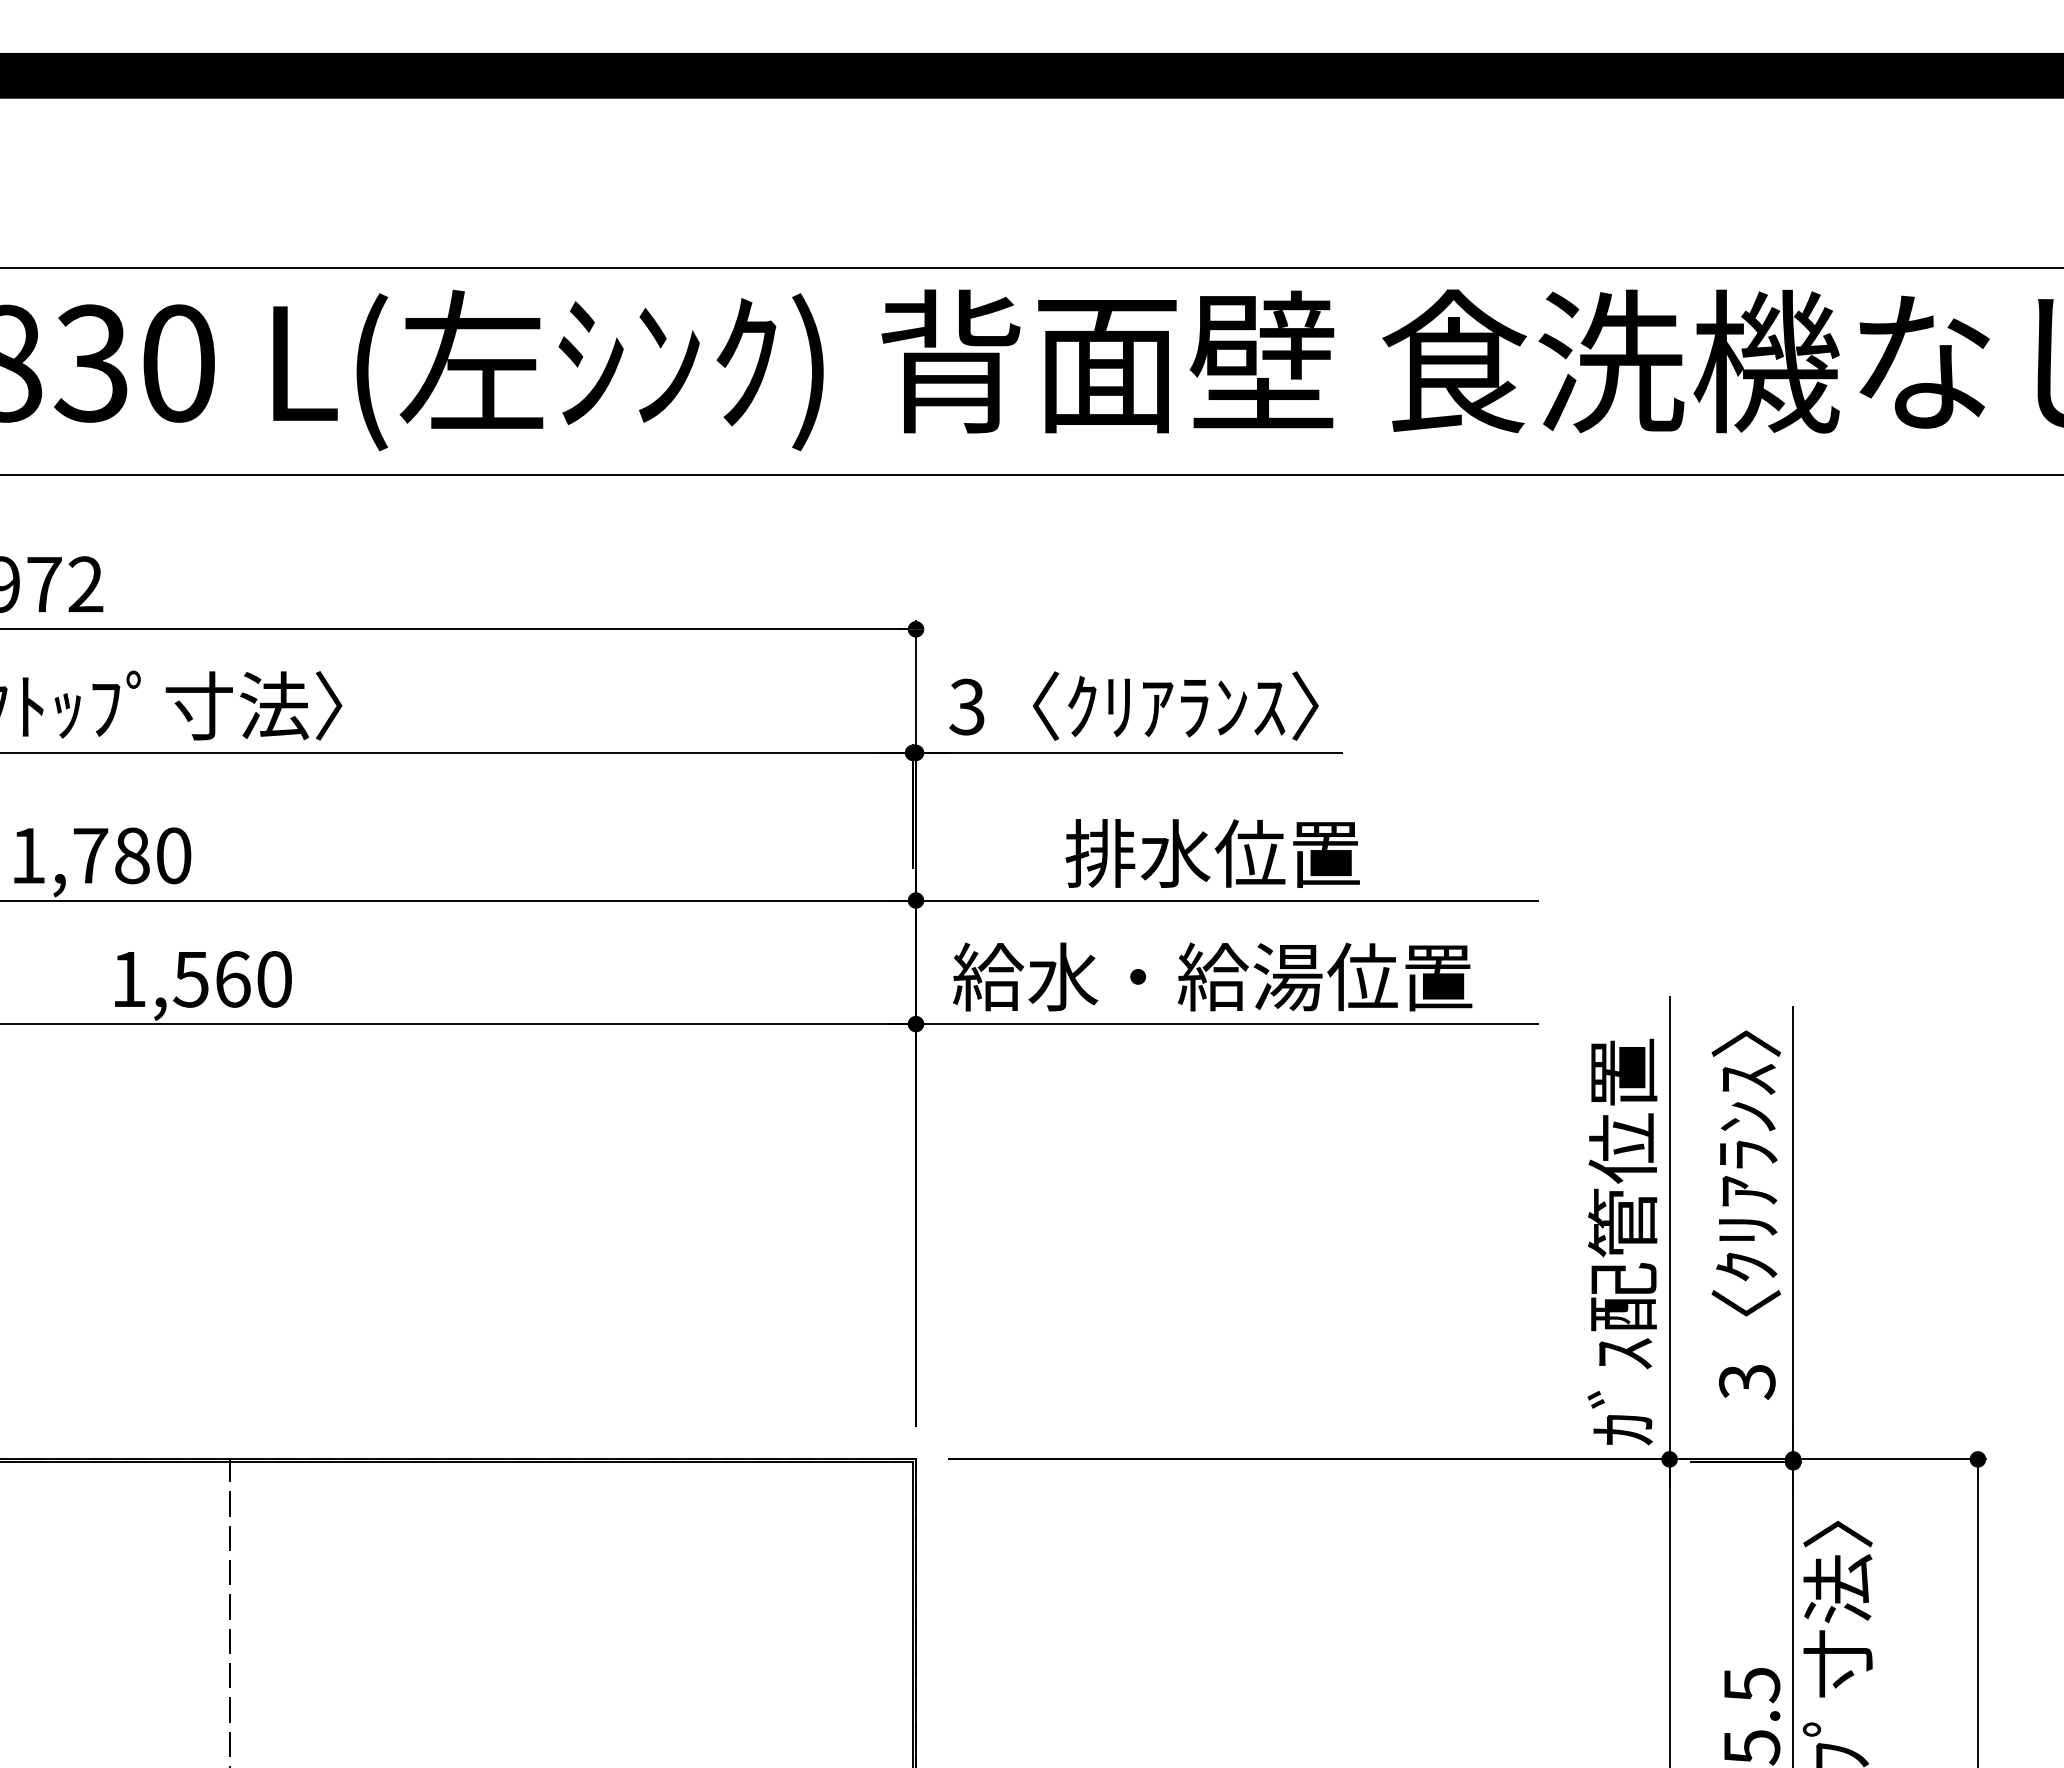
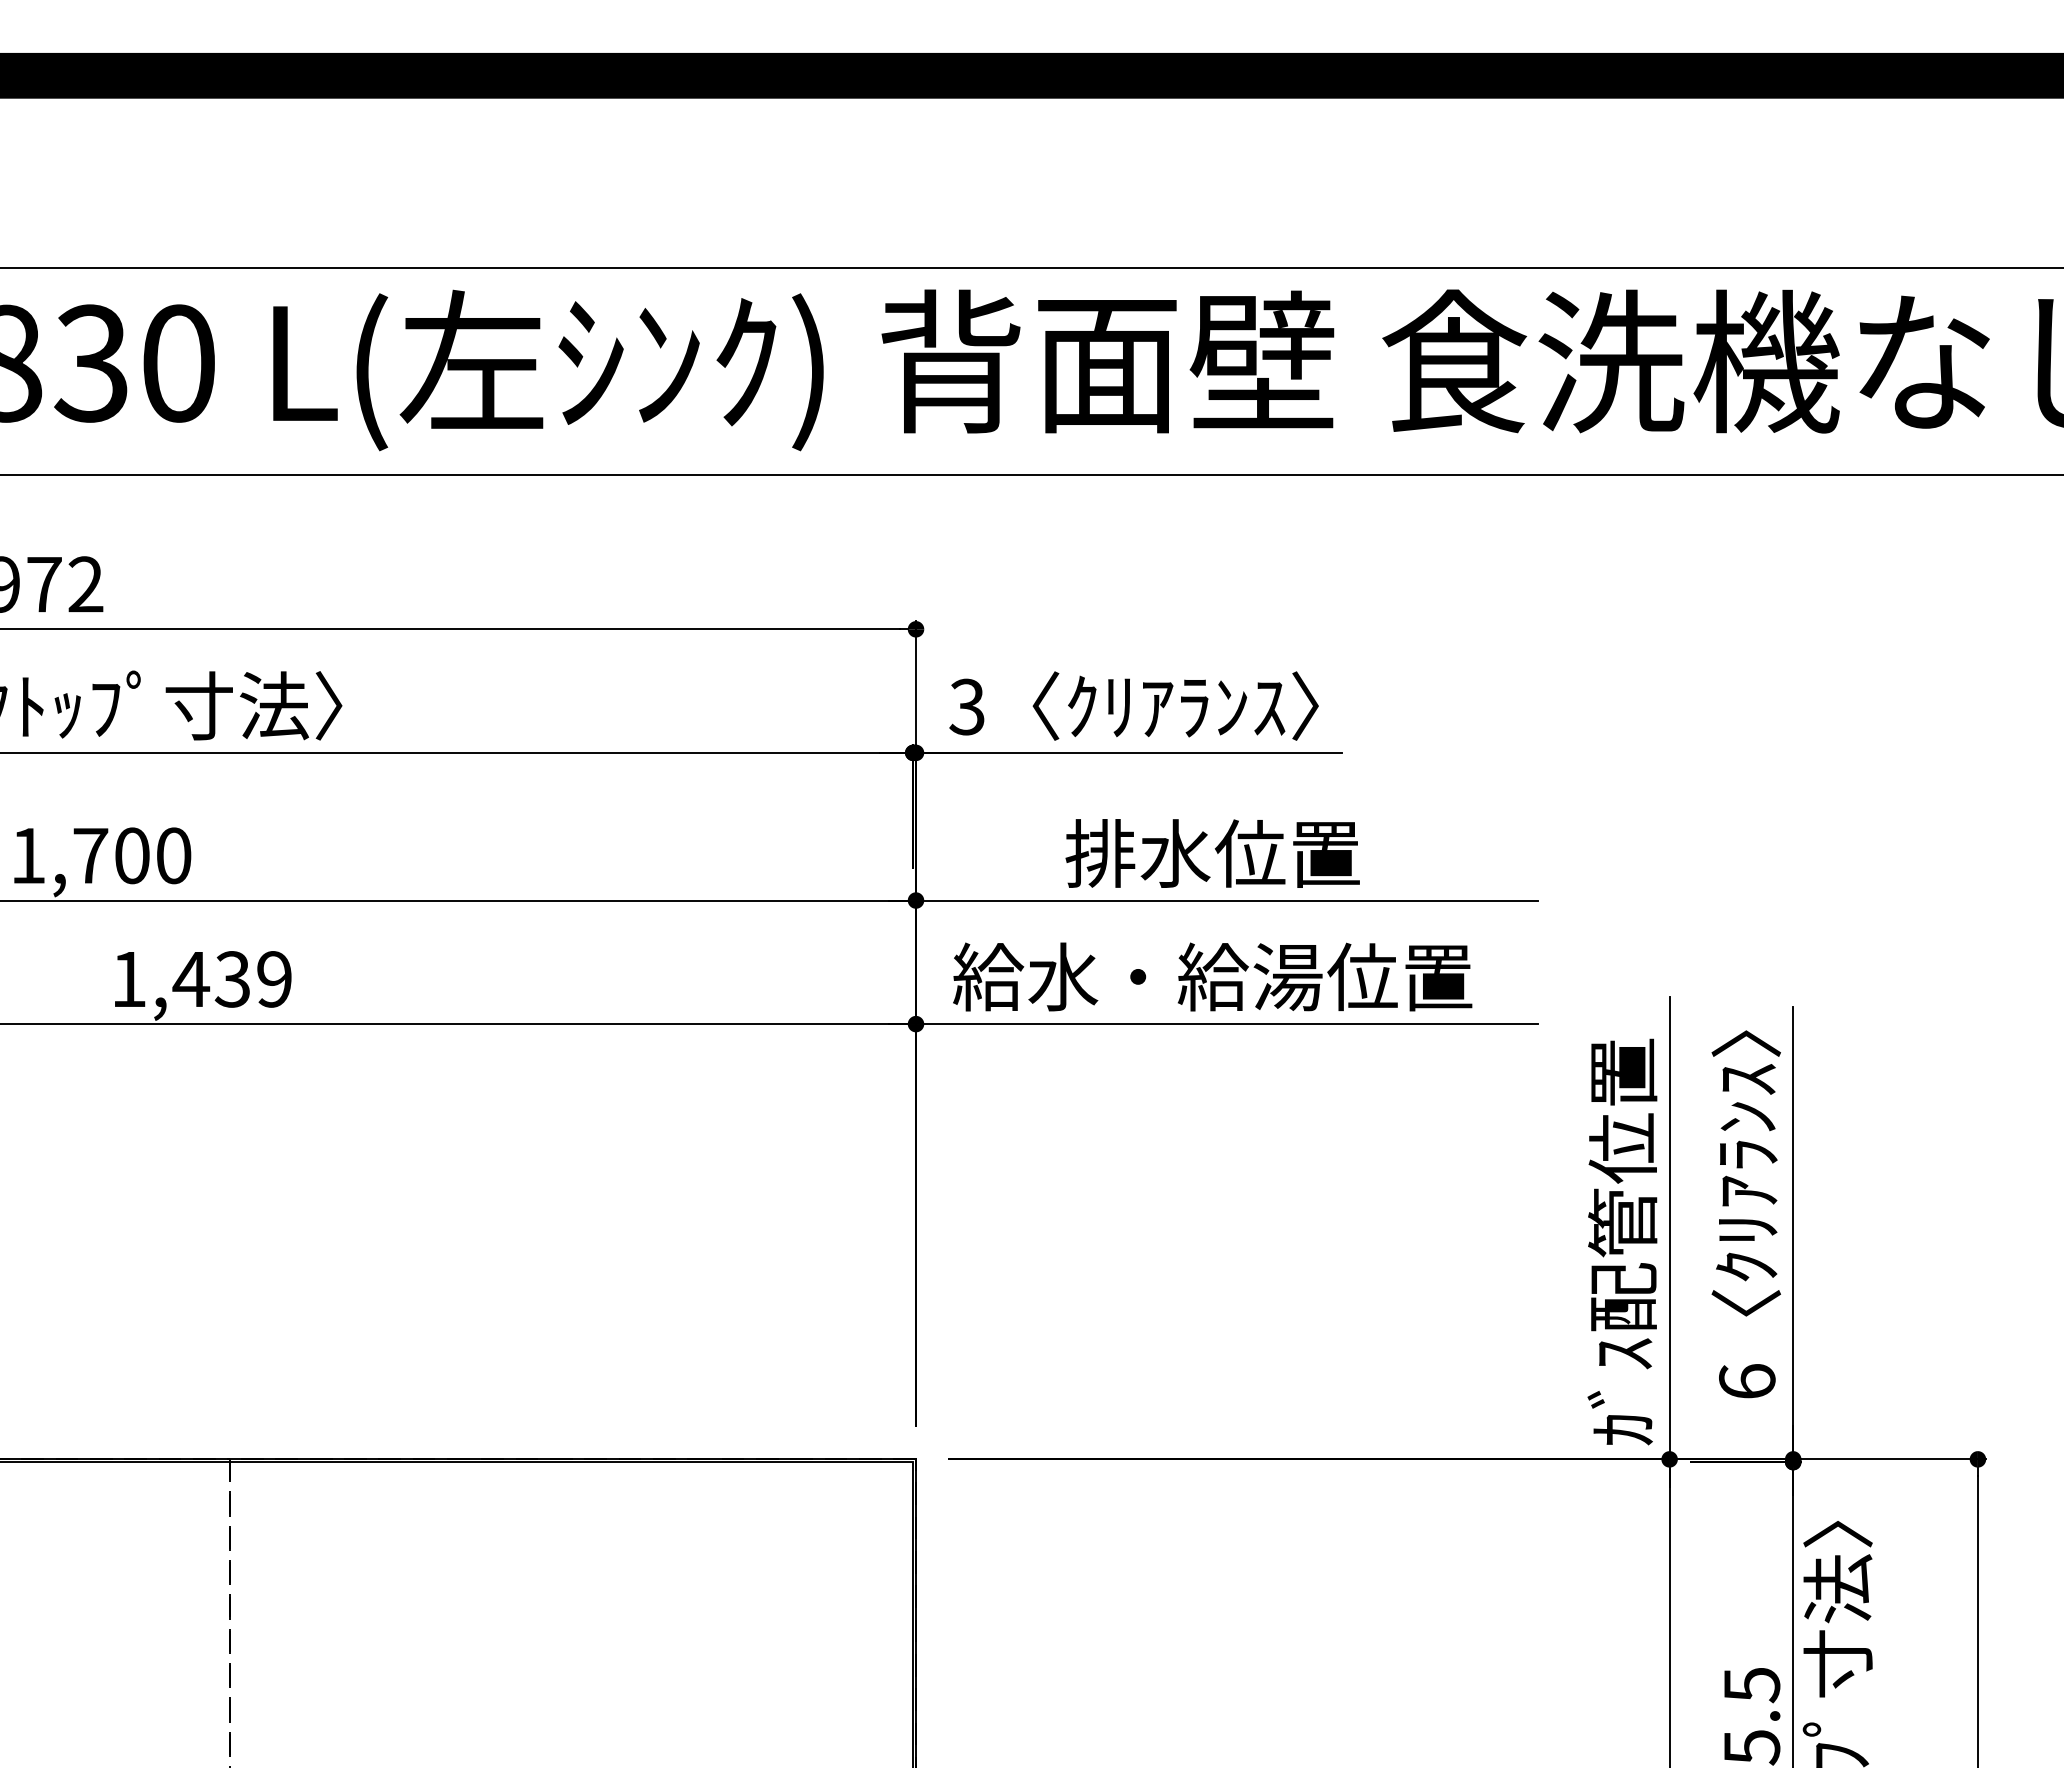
text: 1,780 -> 1,700 (132, 855)
text: 1,560 -> 1,439 (231, 979)
text: 3 -> 6 (1747, 1381)
